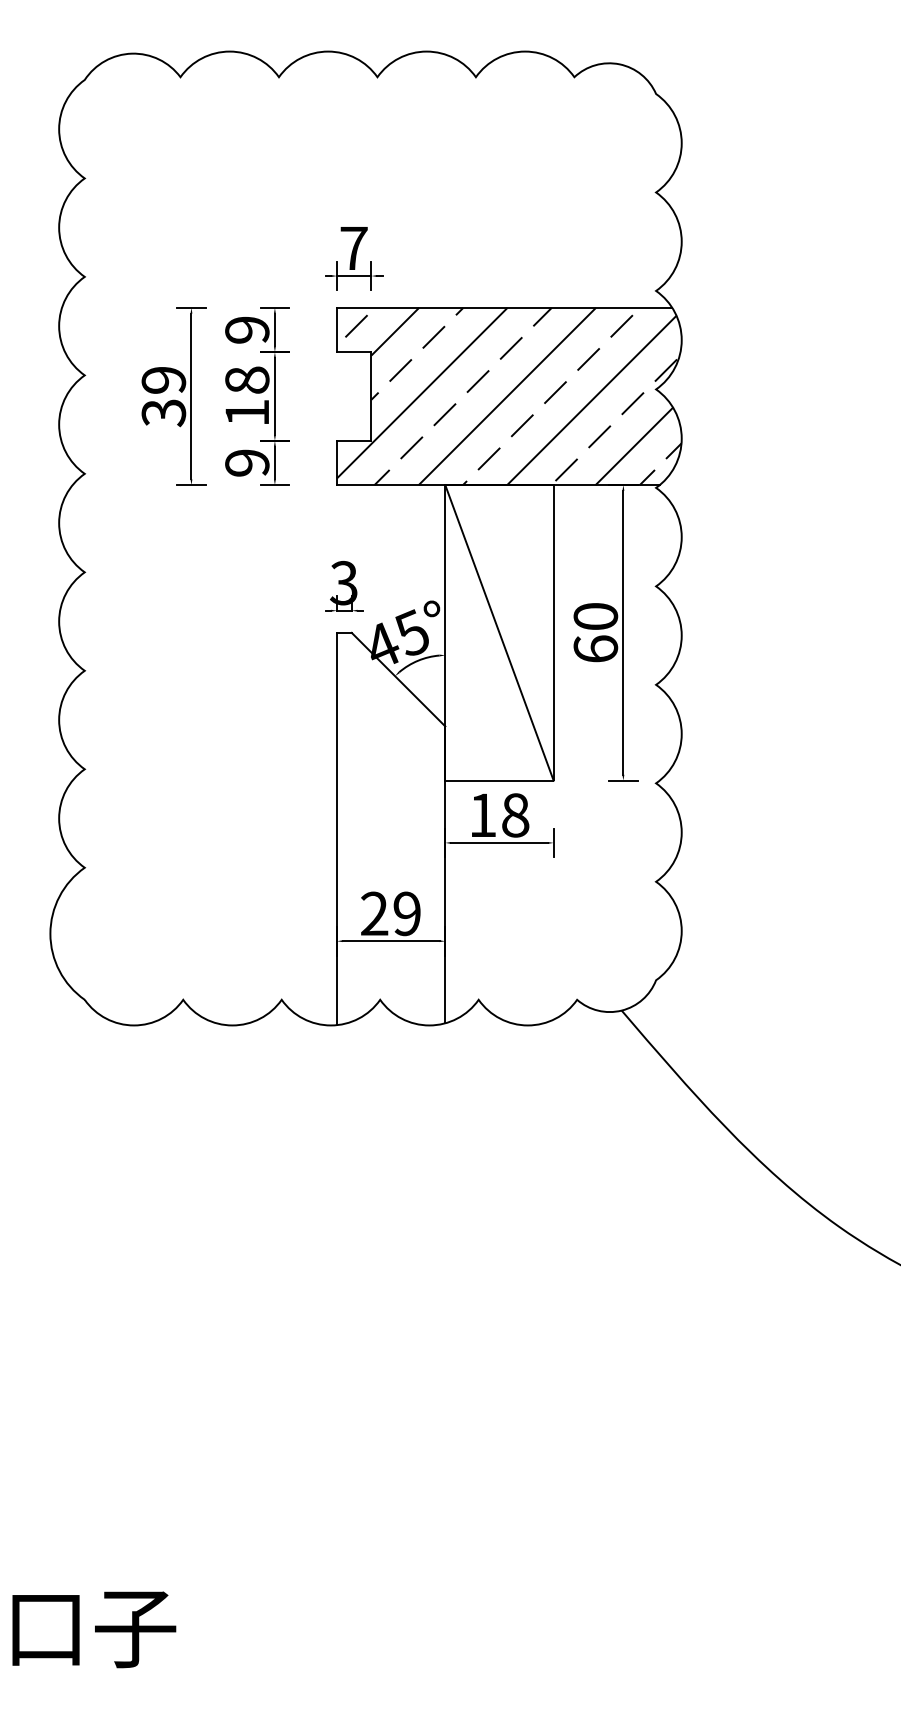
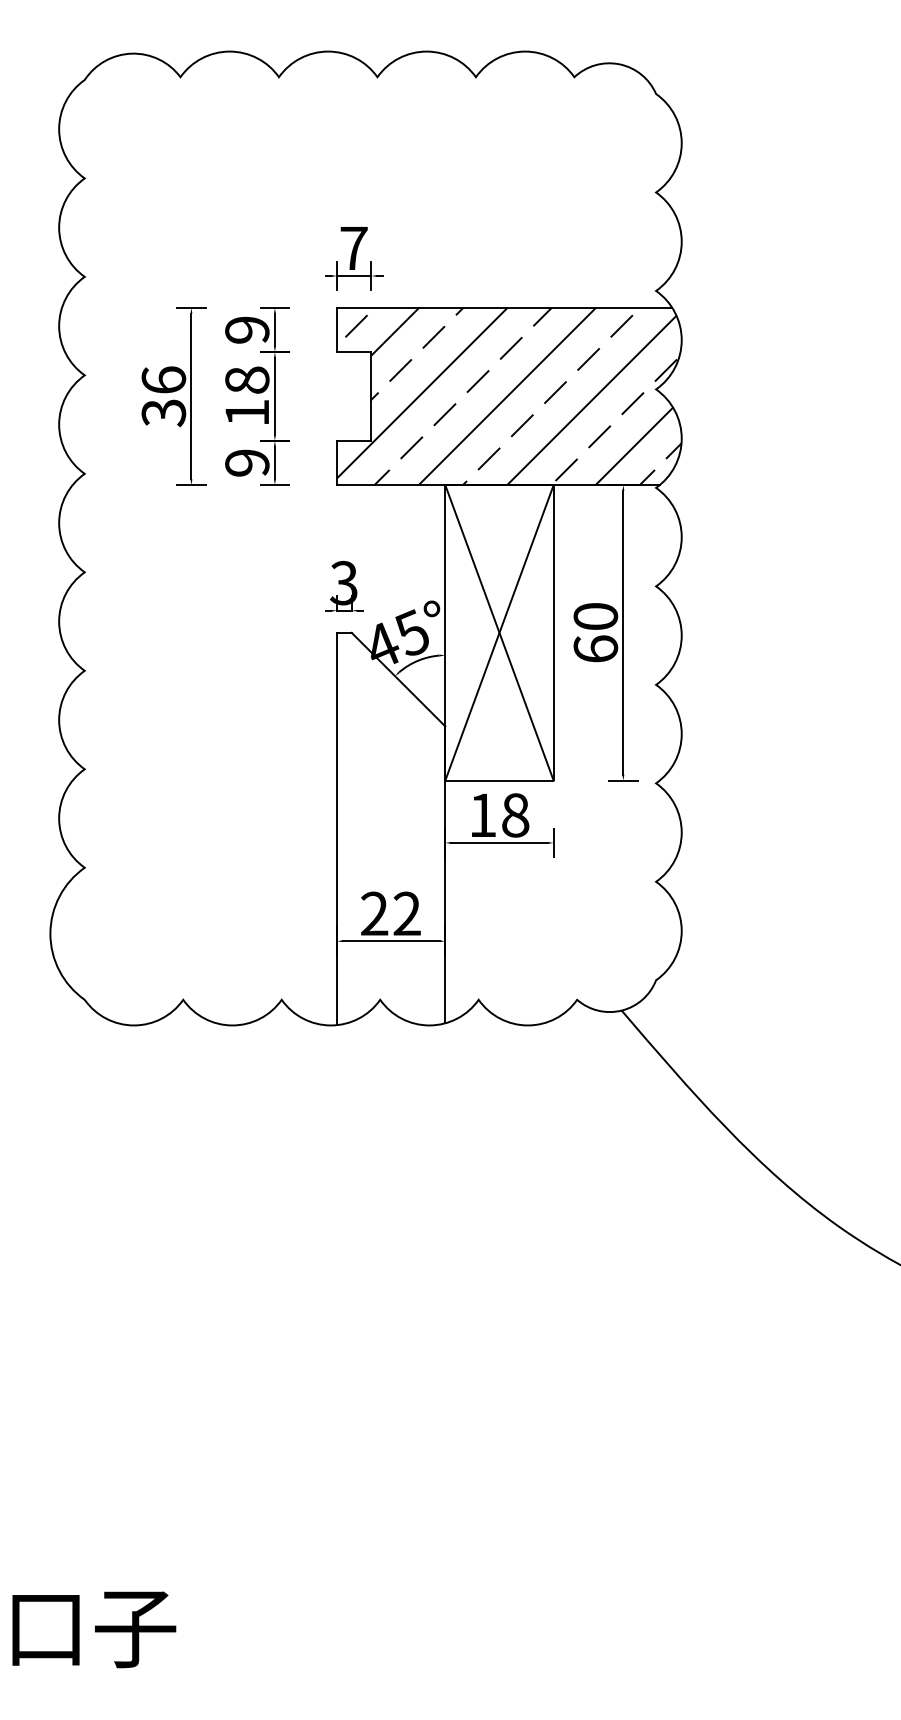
text: 39 -> 36 (163, 379)
line: none -> present (499, 632)
text: 29 -> 22 (406, 914)
